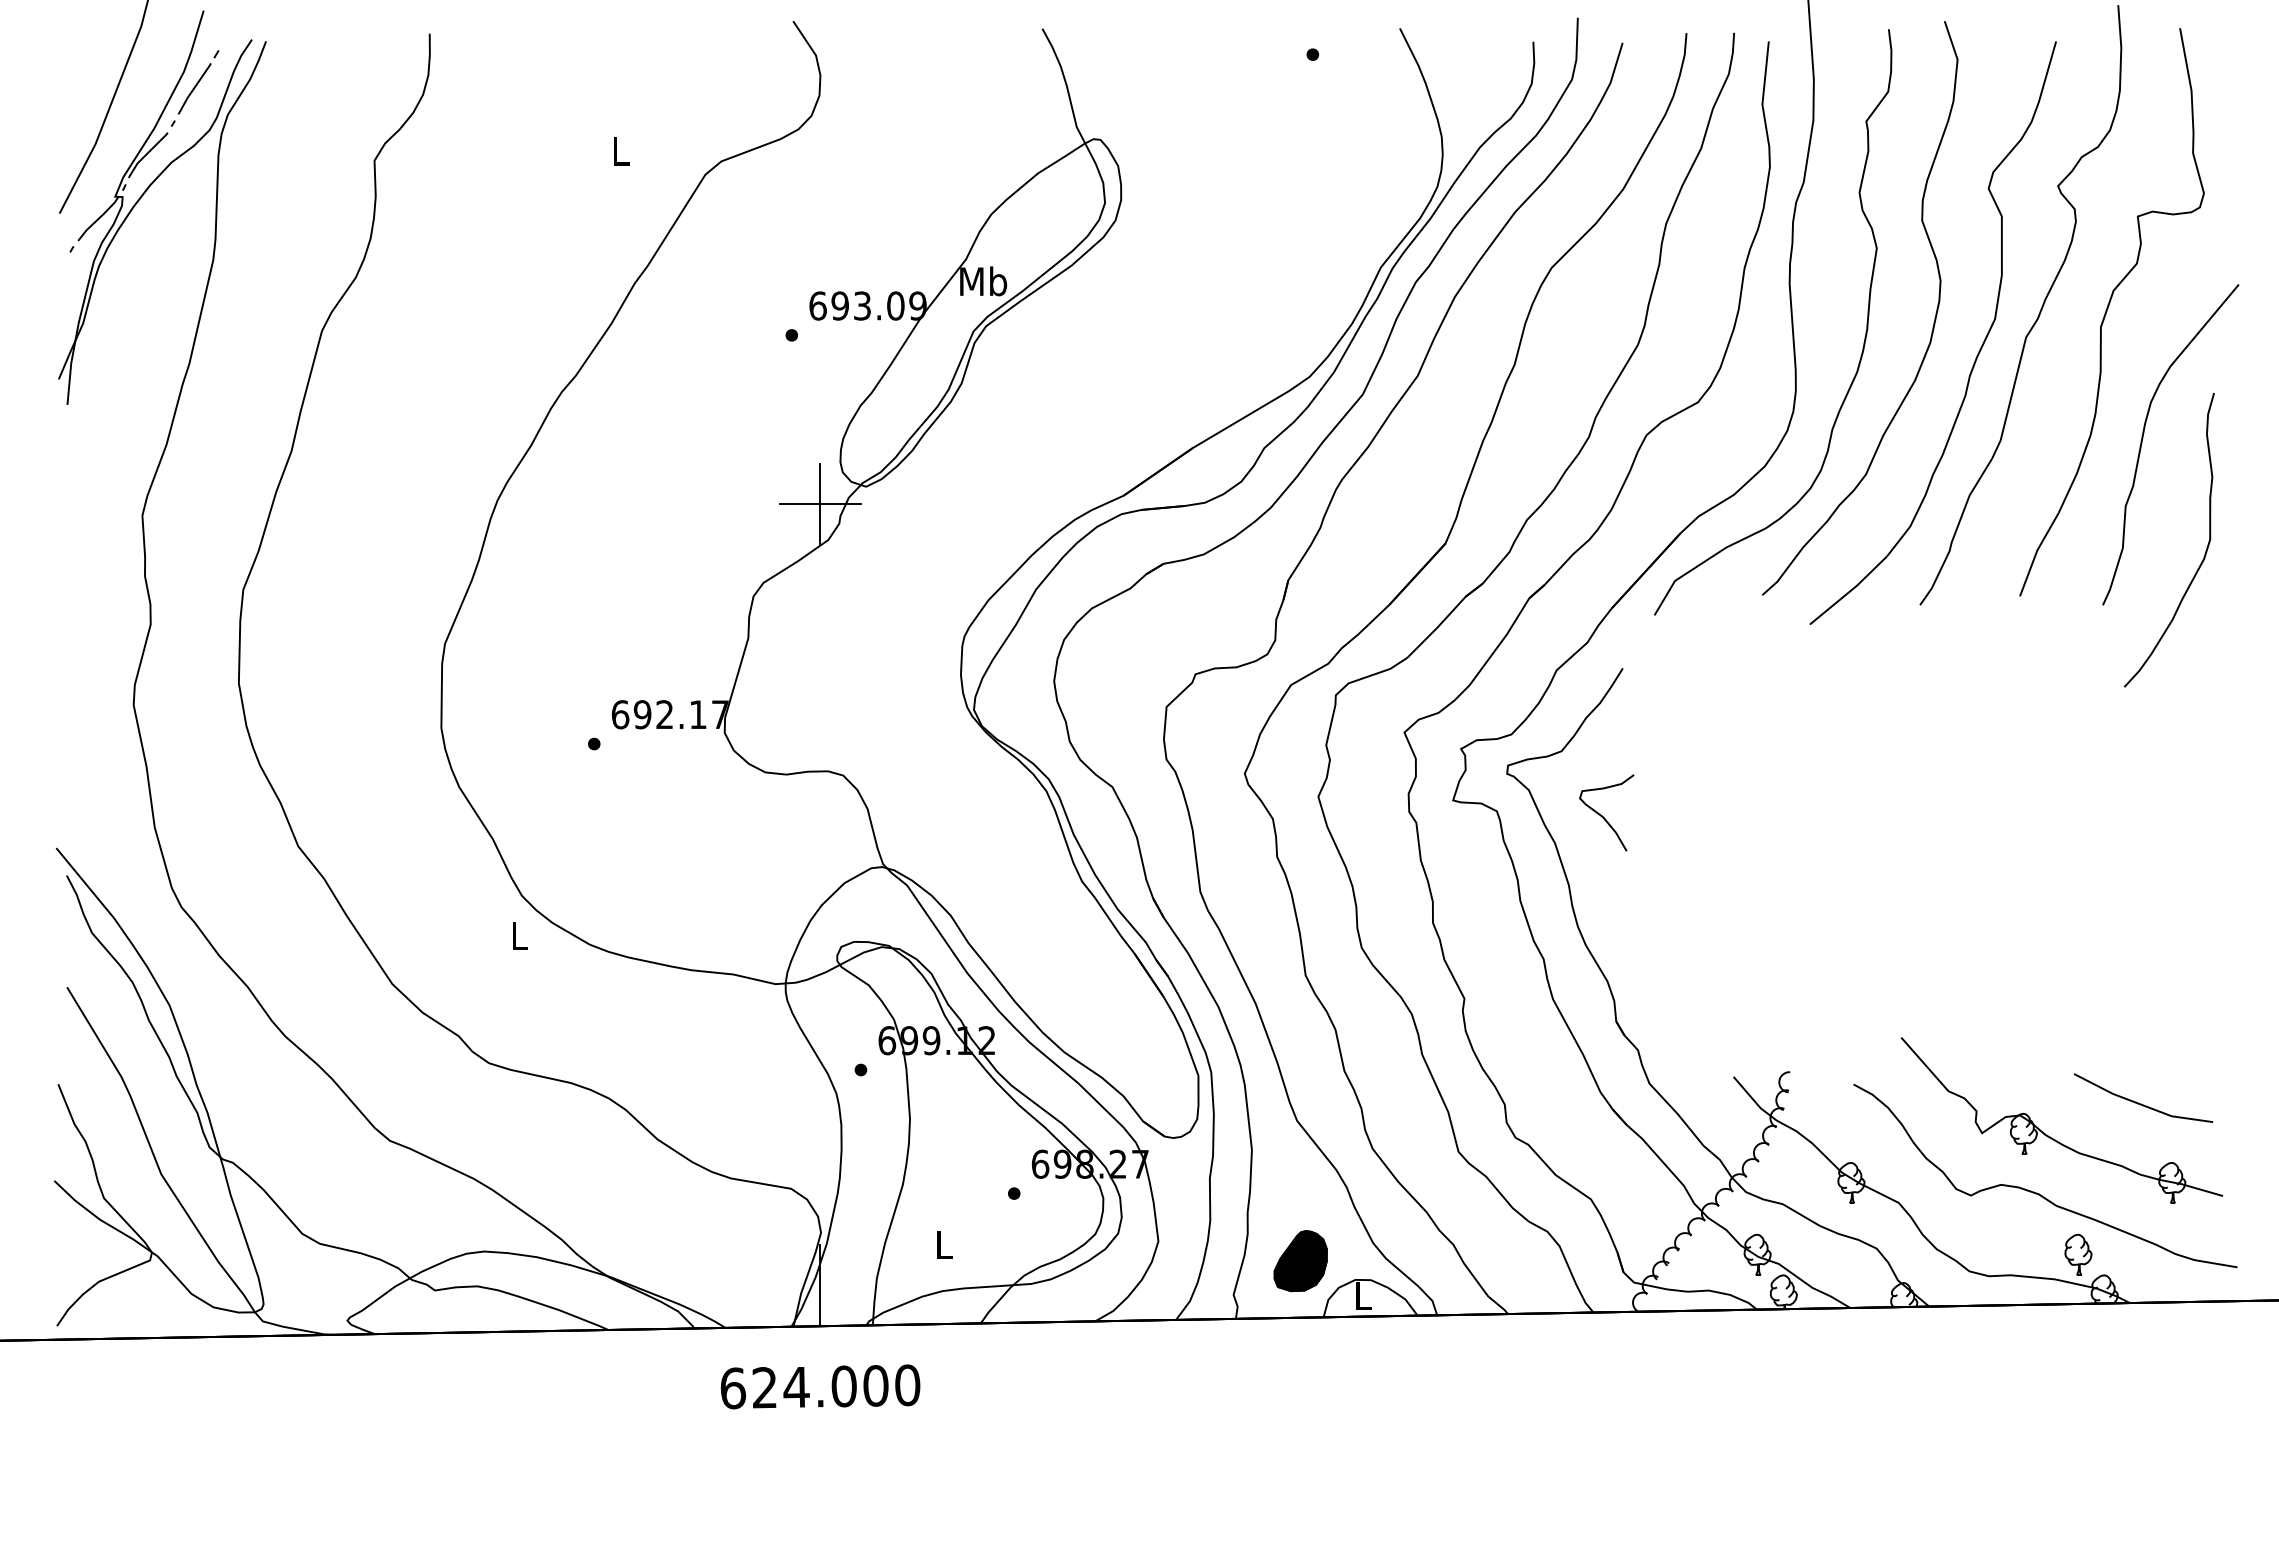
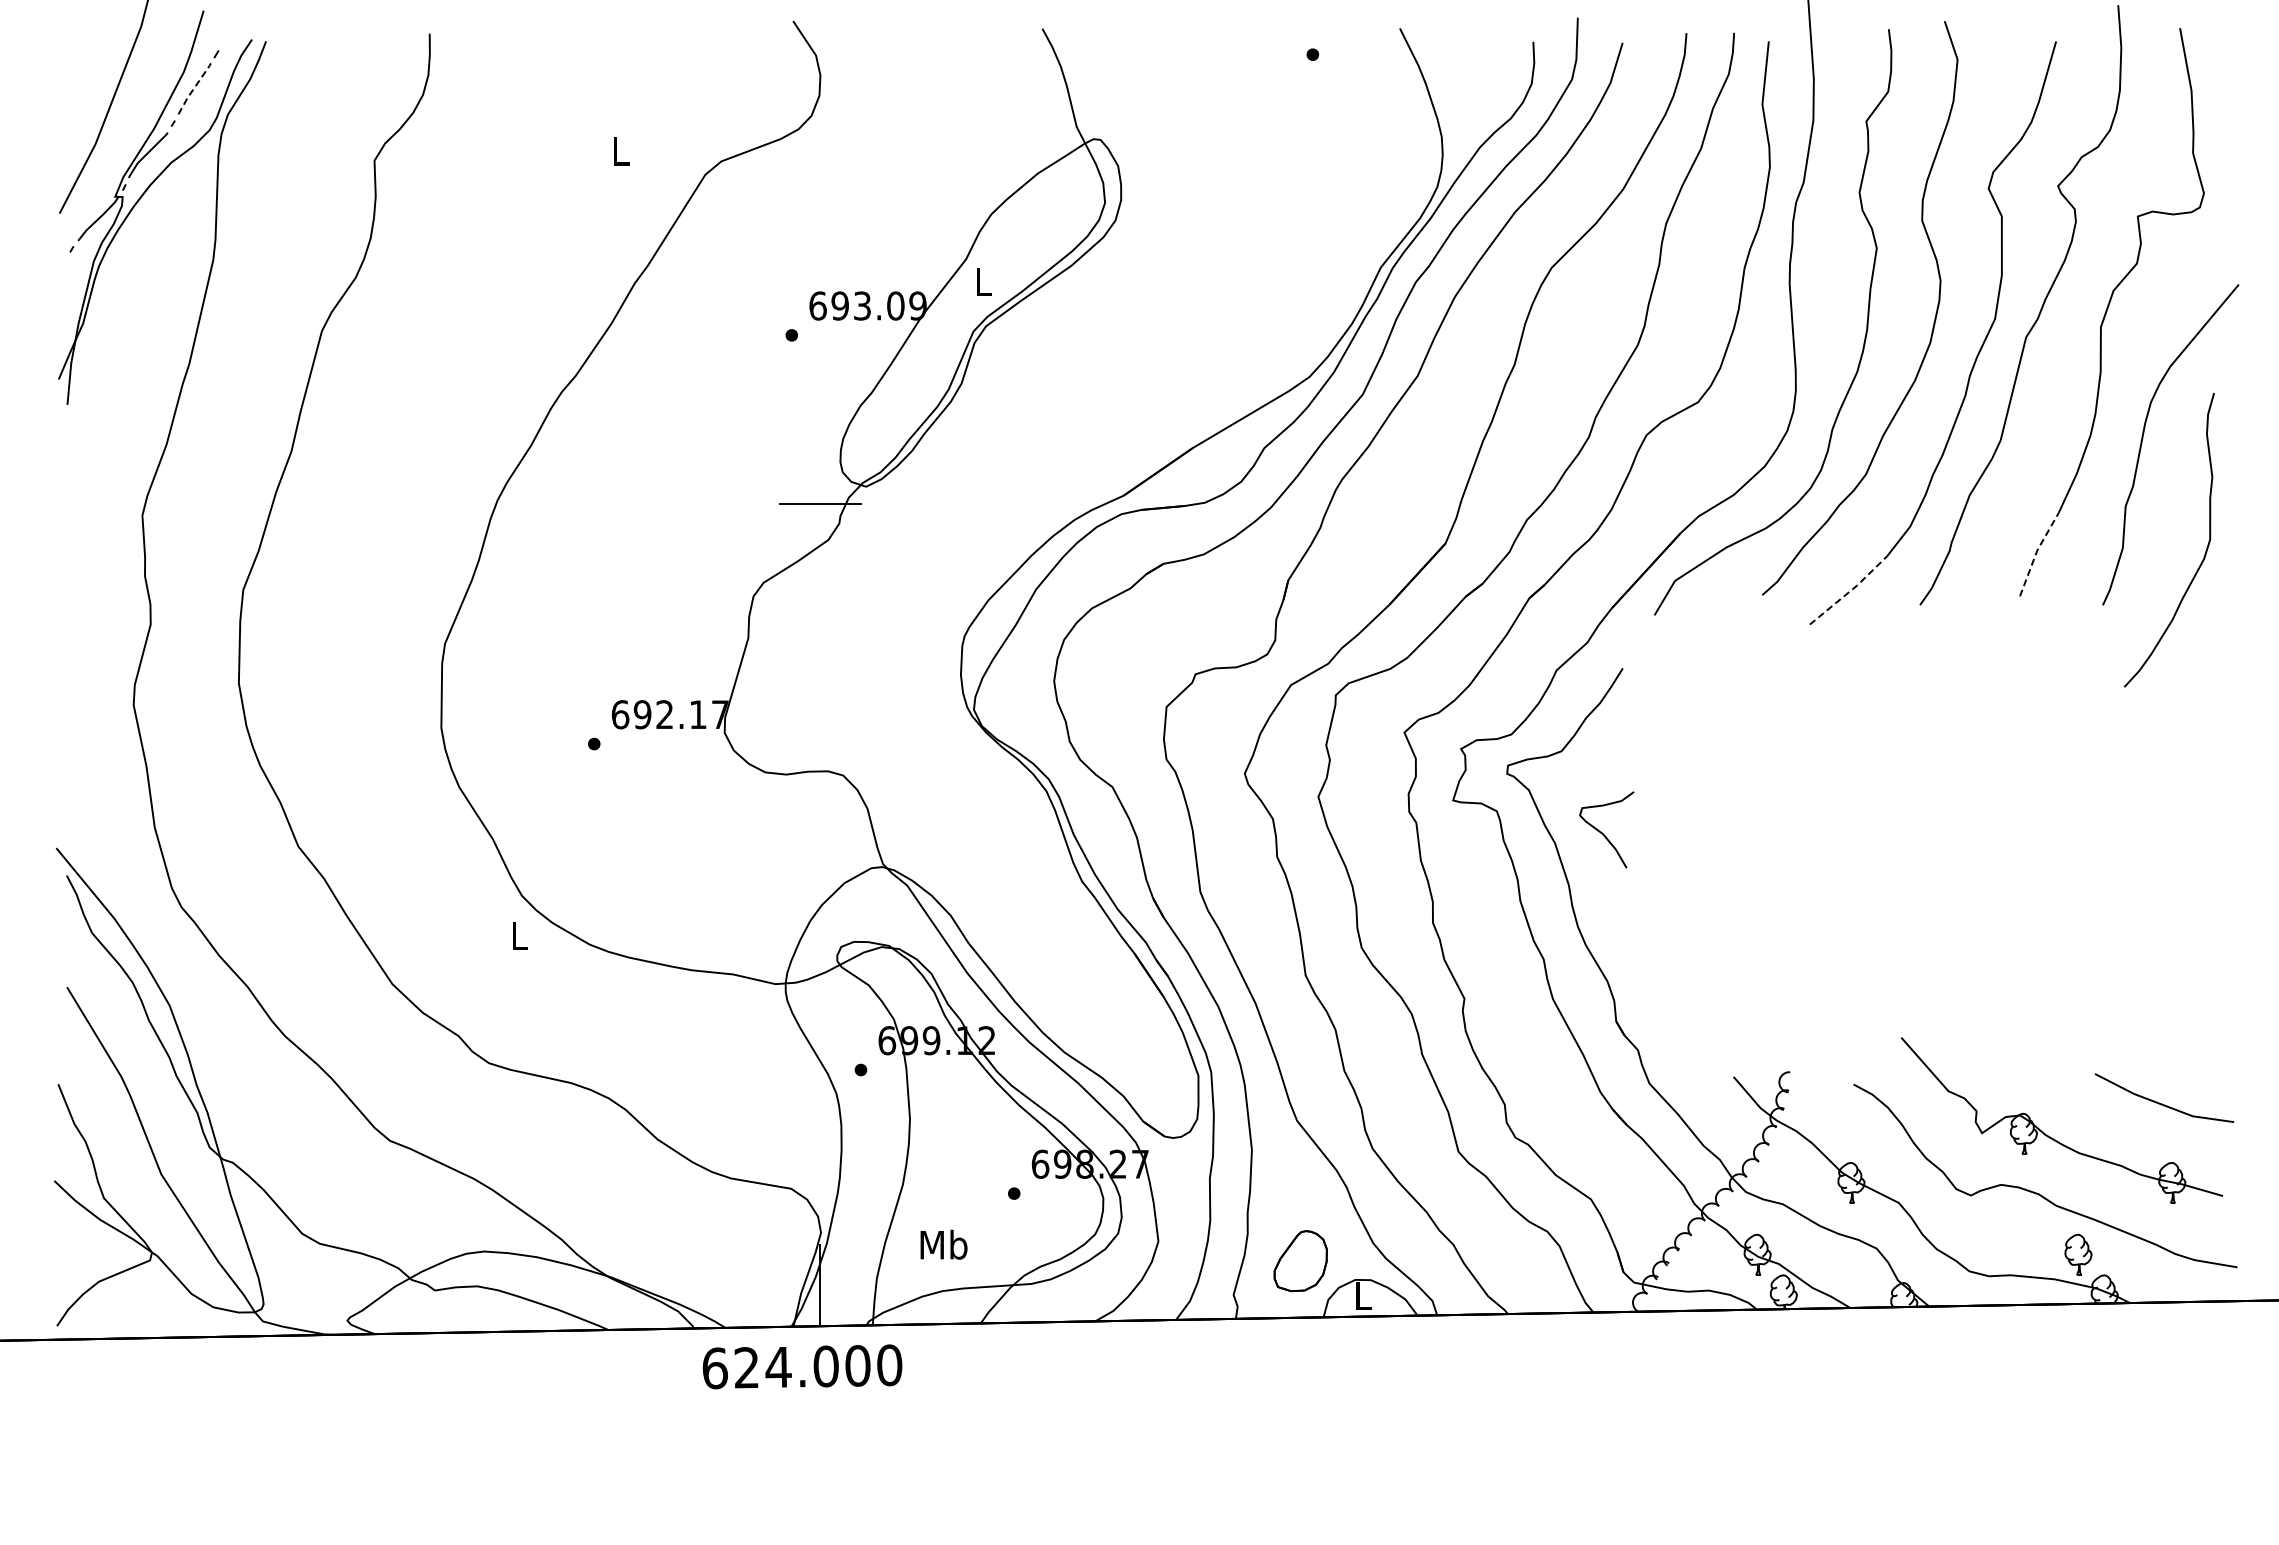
line: solid -> dashed (194, 88)
text: Mb -> L (983, 281)
line: present -> none (820, 504)
line: solid -> dashed (2036, 552)
line: solid -> dashed (1850, 591)
curve position: (1602, 815) -> (1602, 832) (1602, 832)
line position: (2141, 1103) -> (2162, 1103) (2162, 1103)
text: L -> Mb (943, 1244)
fill: present -> none (1300, 1261)
text position: (820, 1386) -> (802, 1366) (802, 1366)
